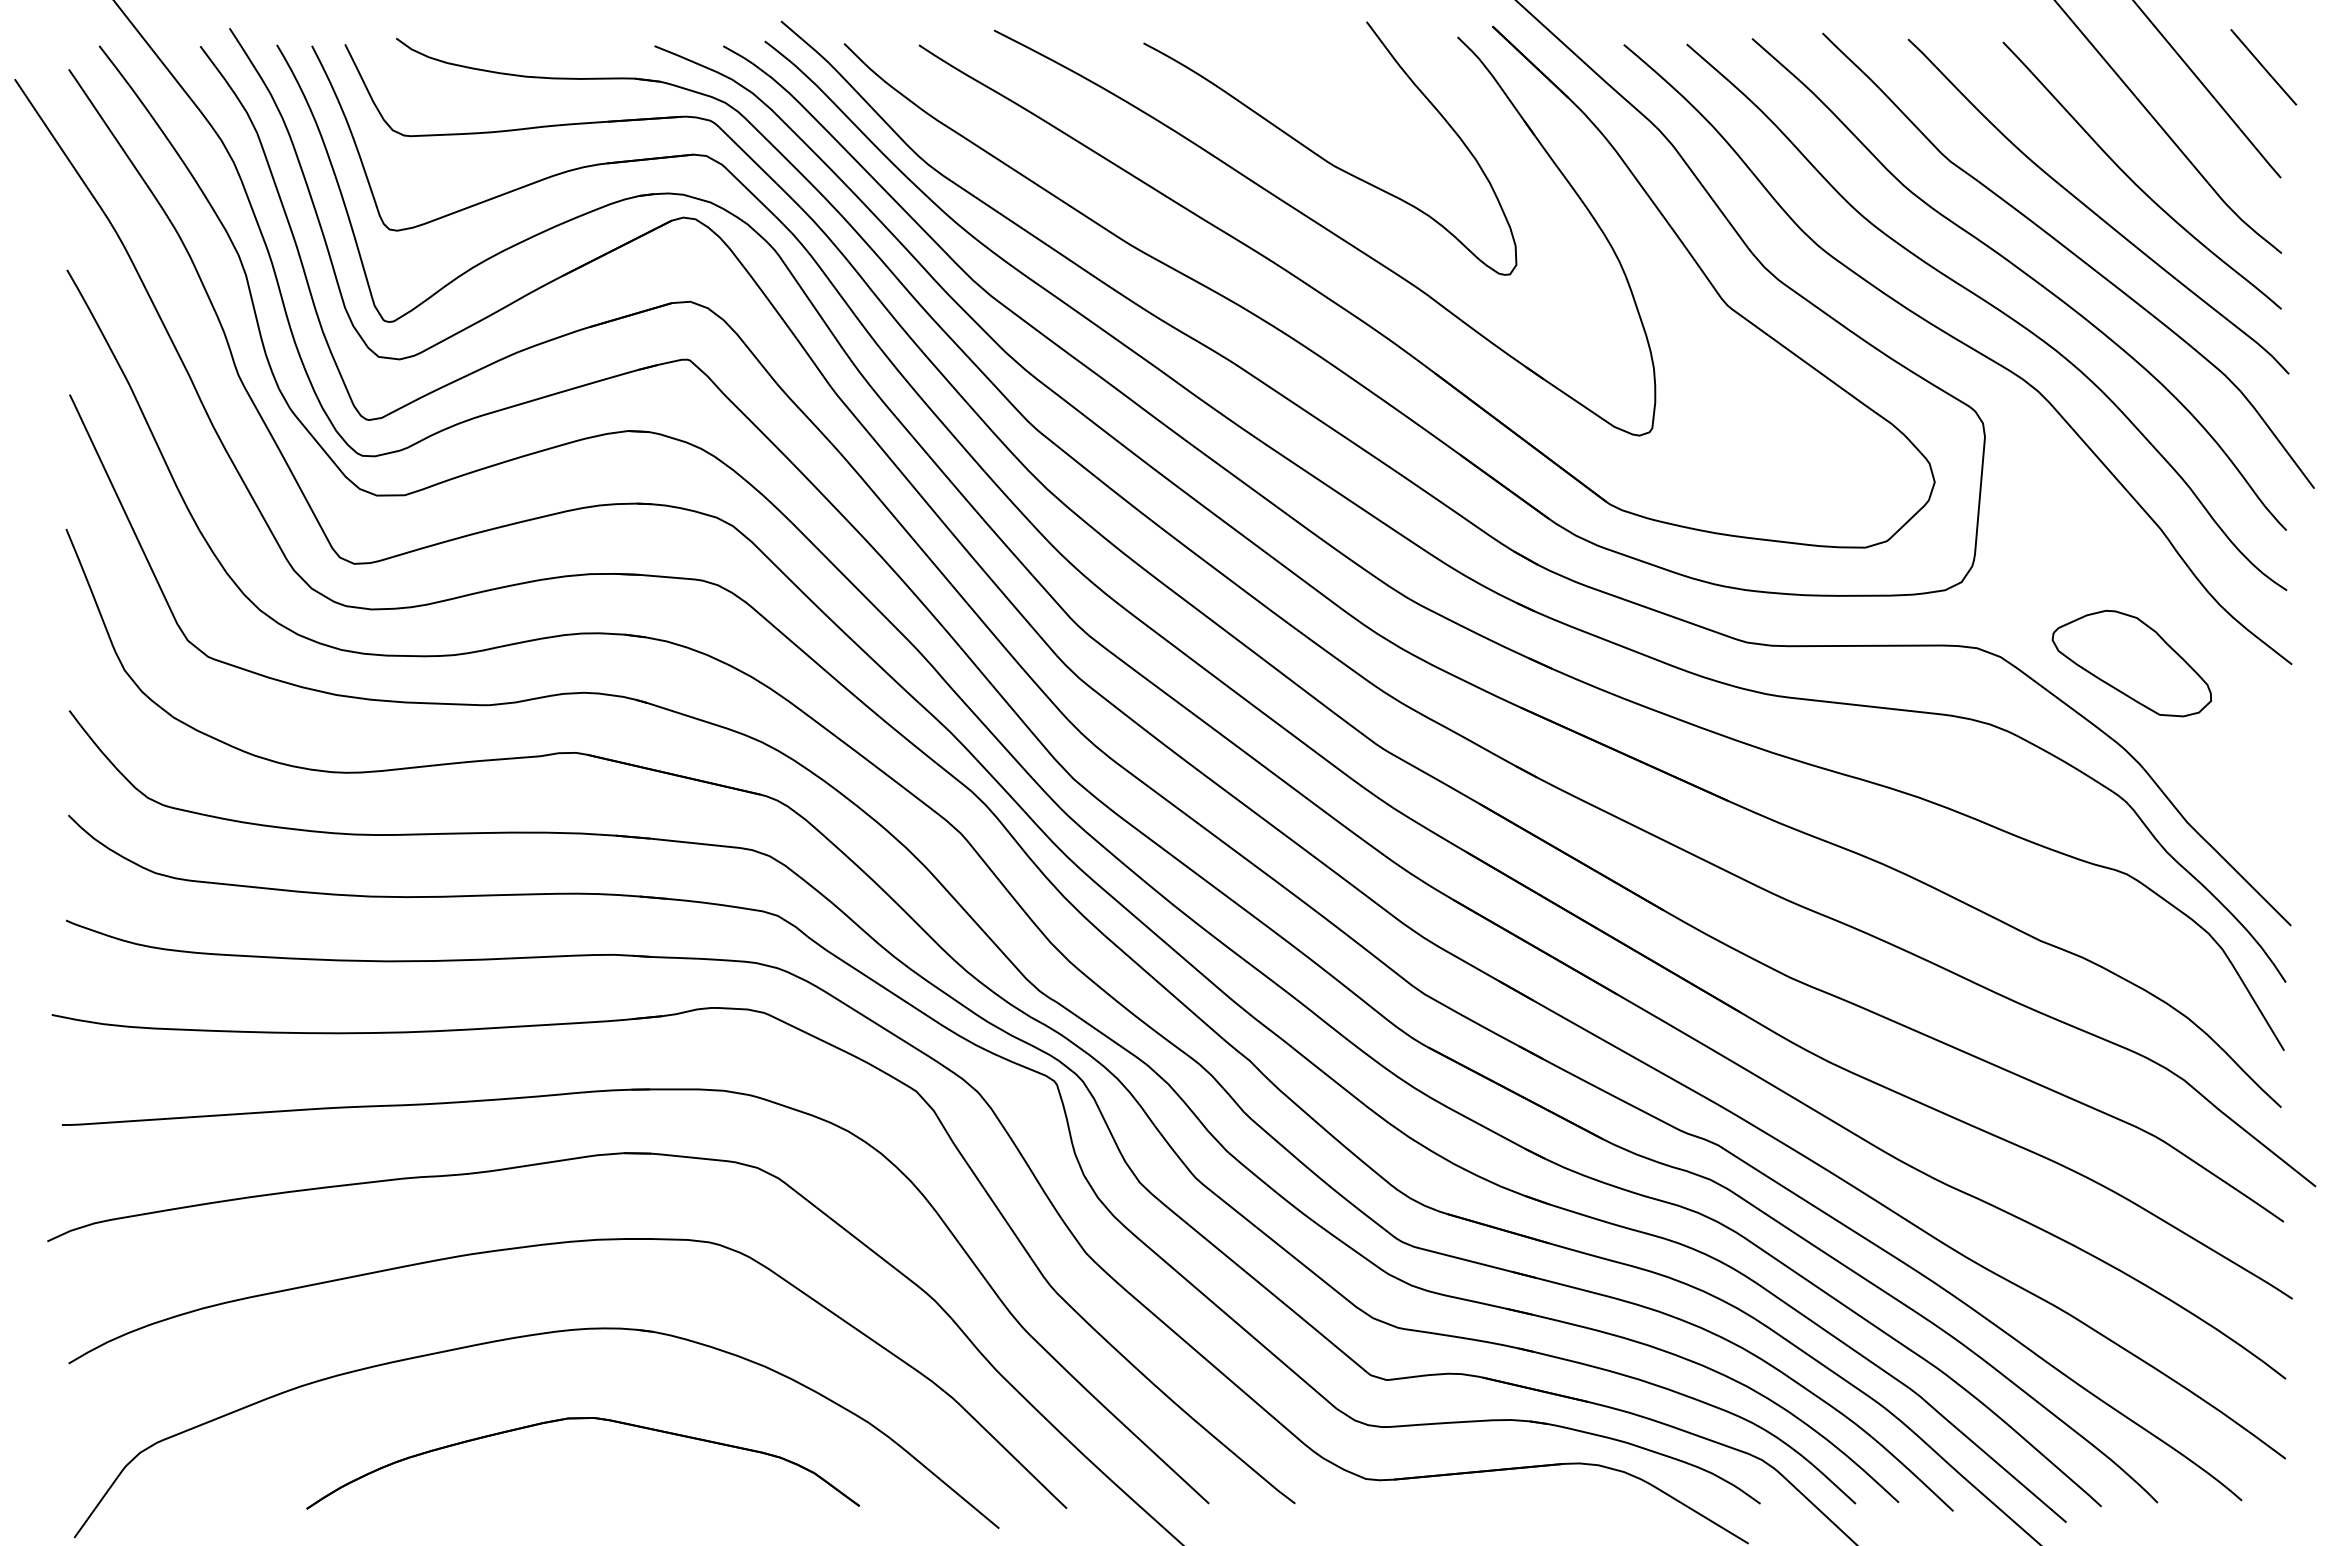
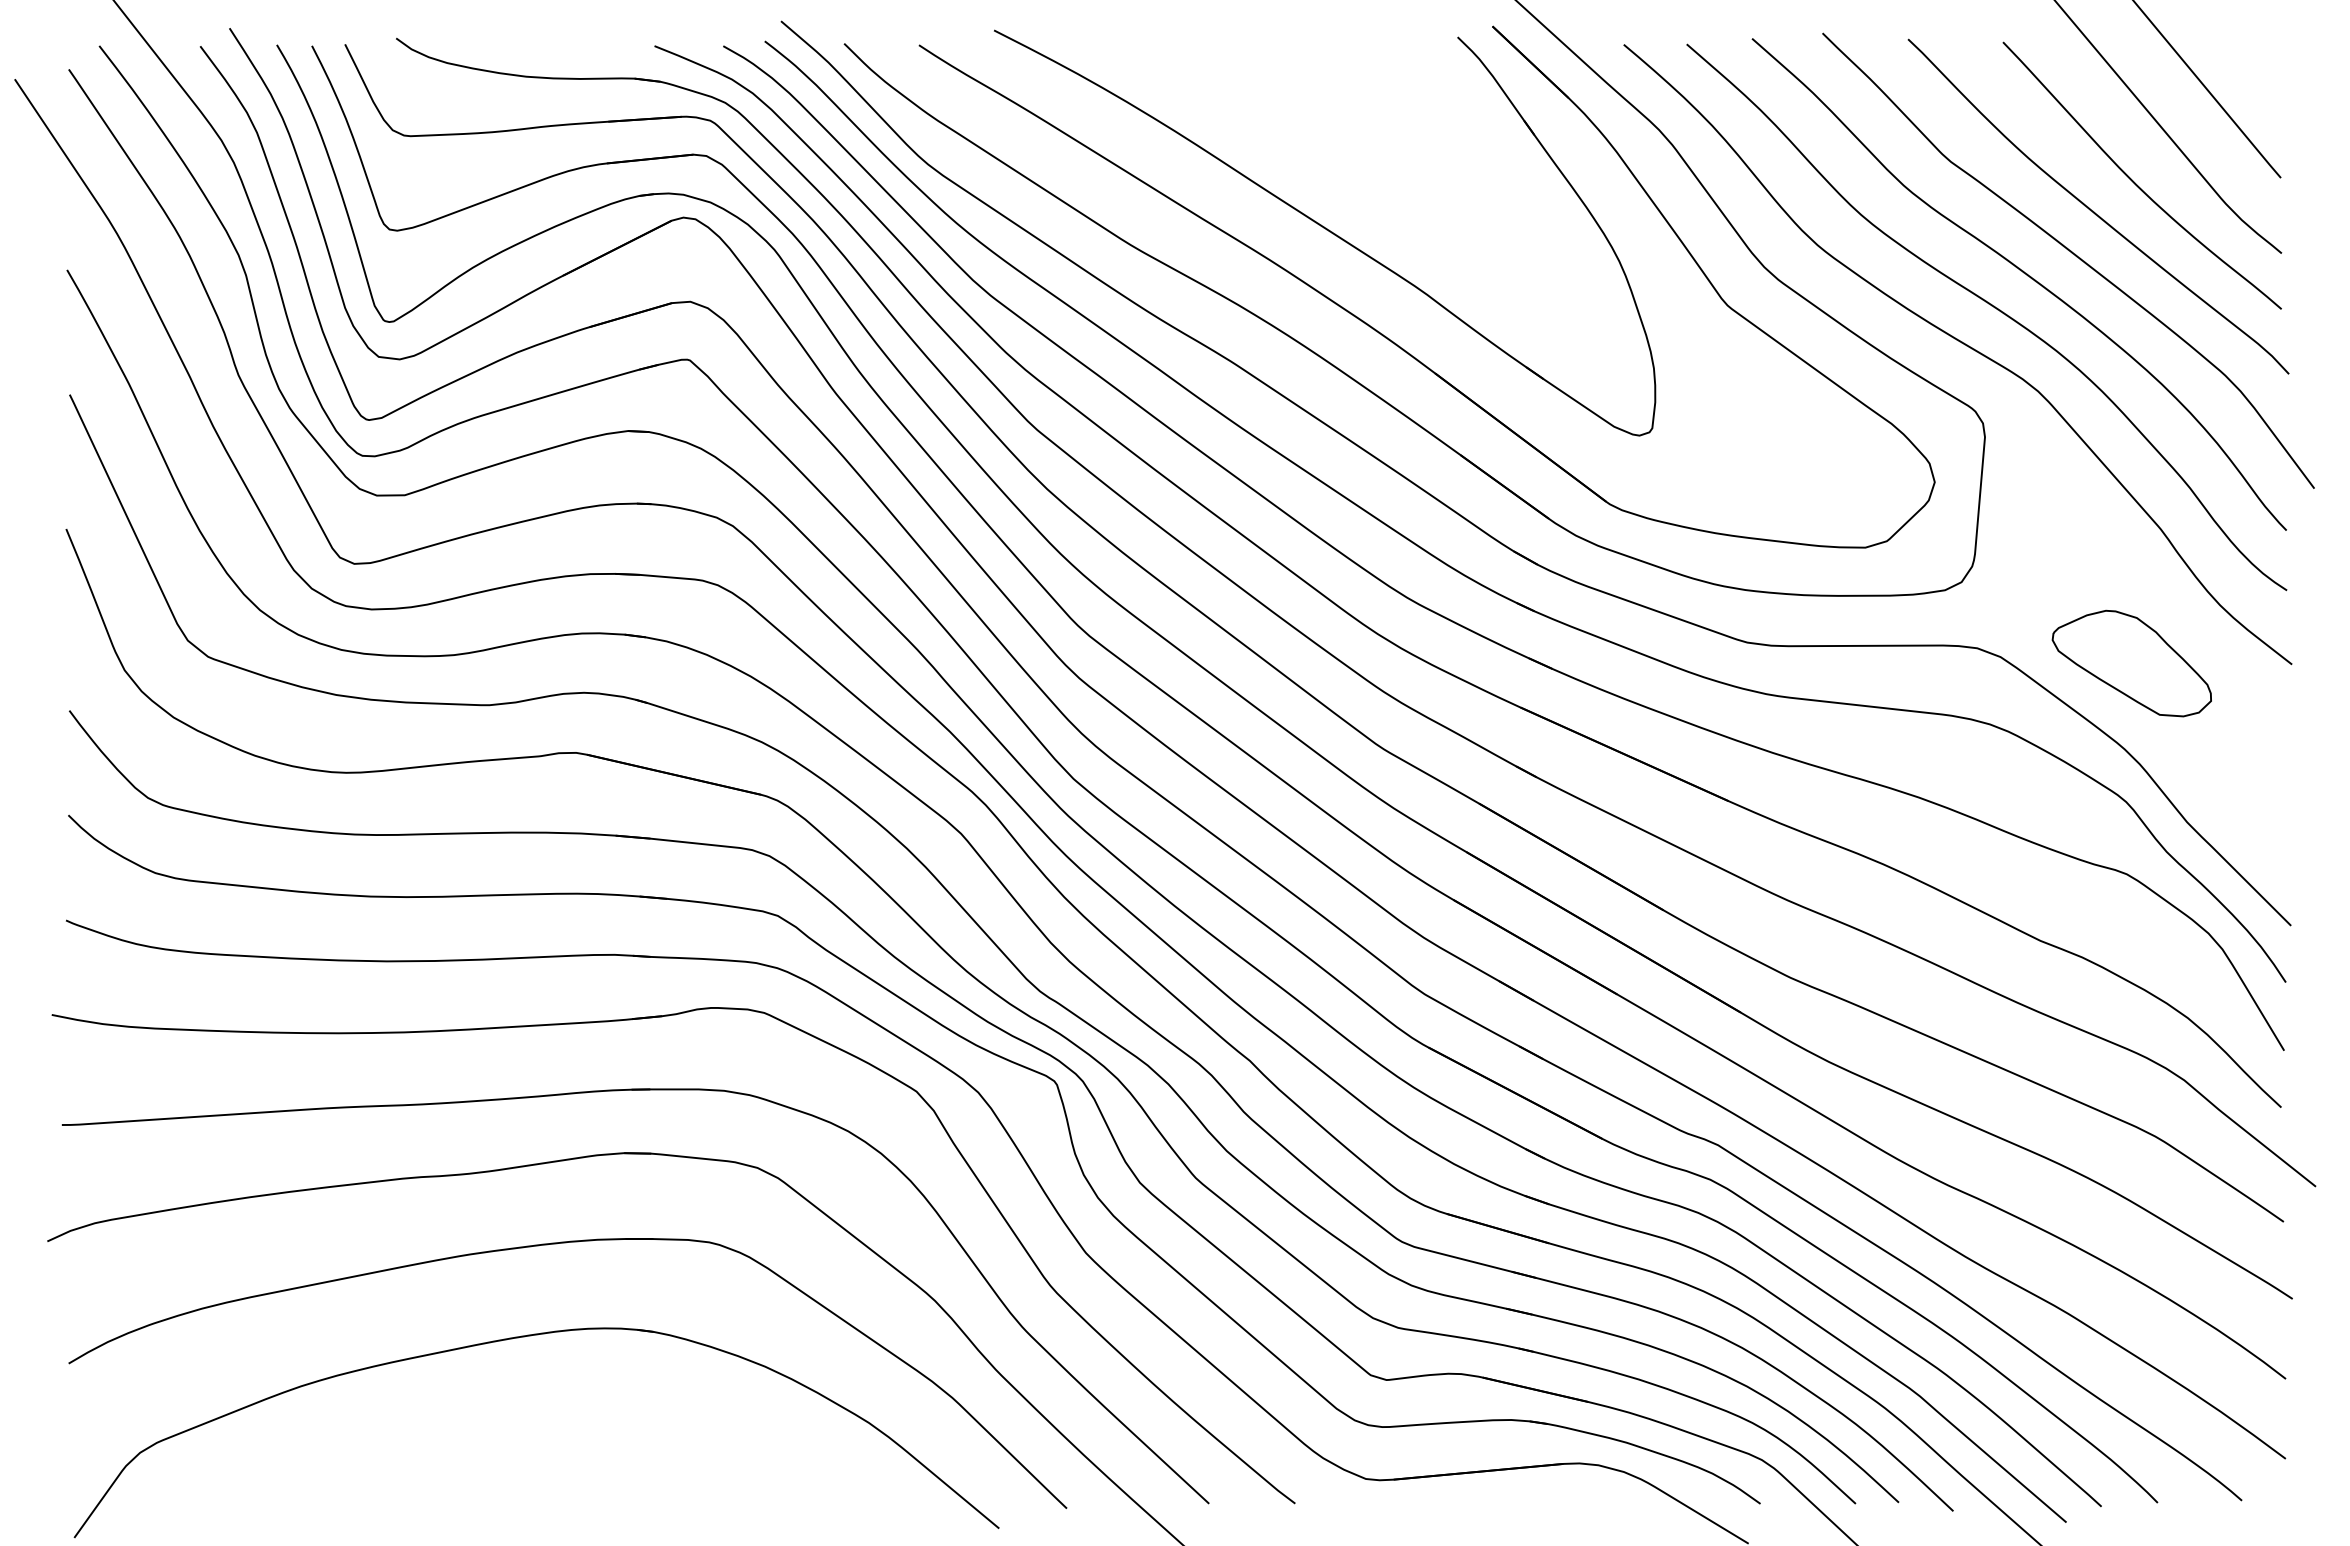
line: present -> none (2263, 67)
curve: present -> none (1324, 158)
part: present -> none (583, 1419)
